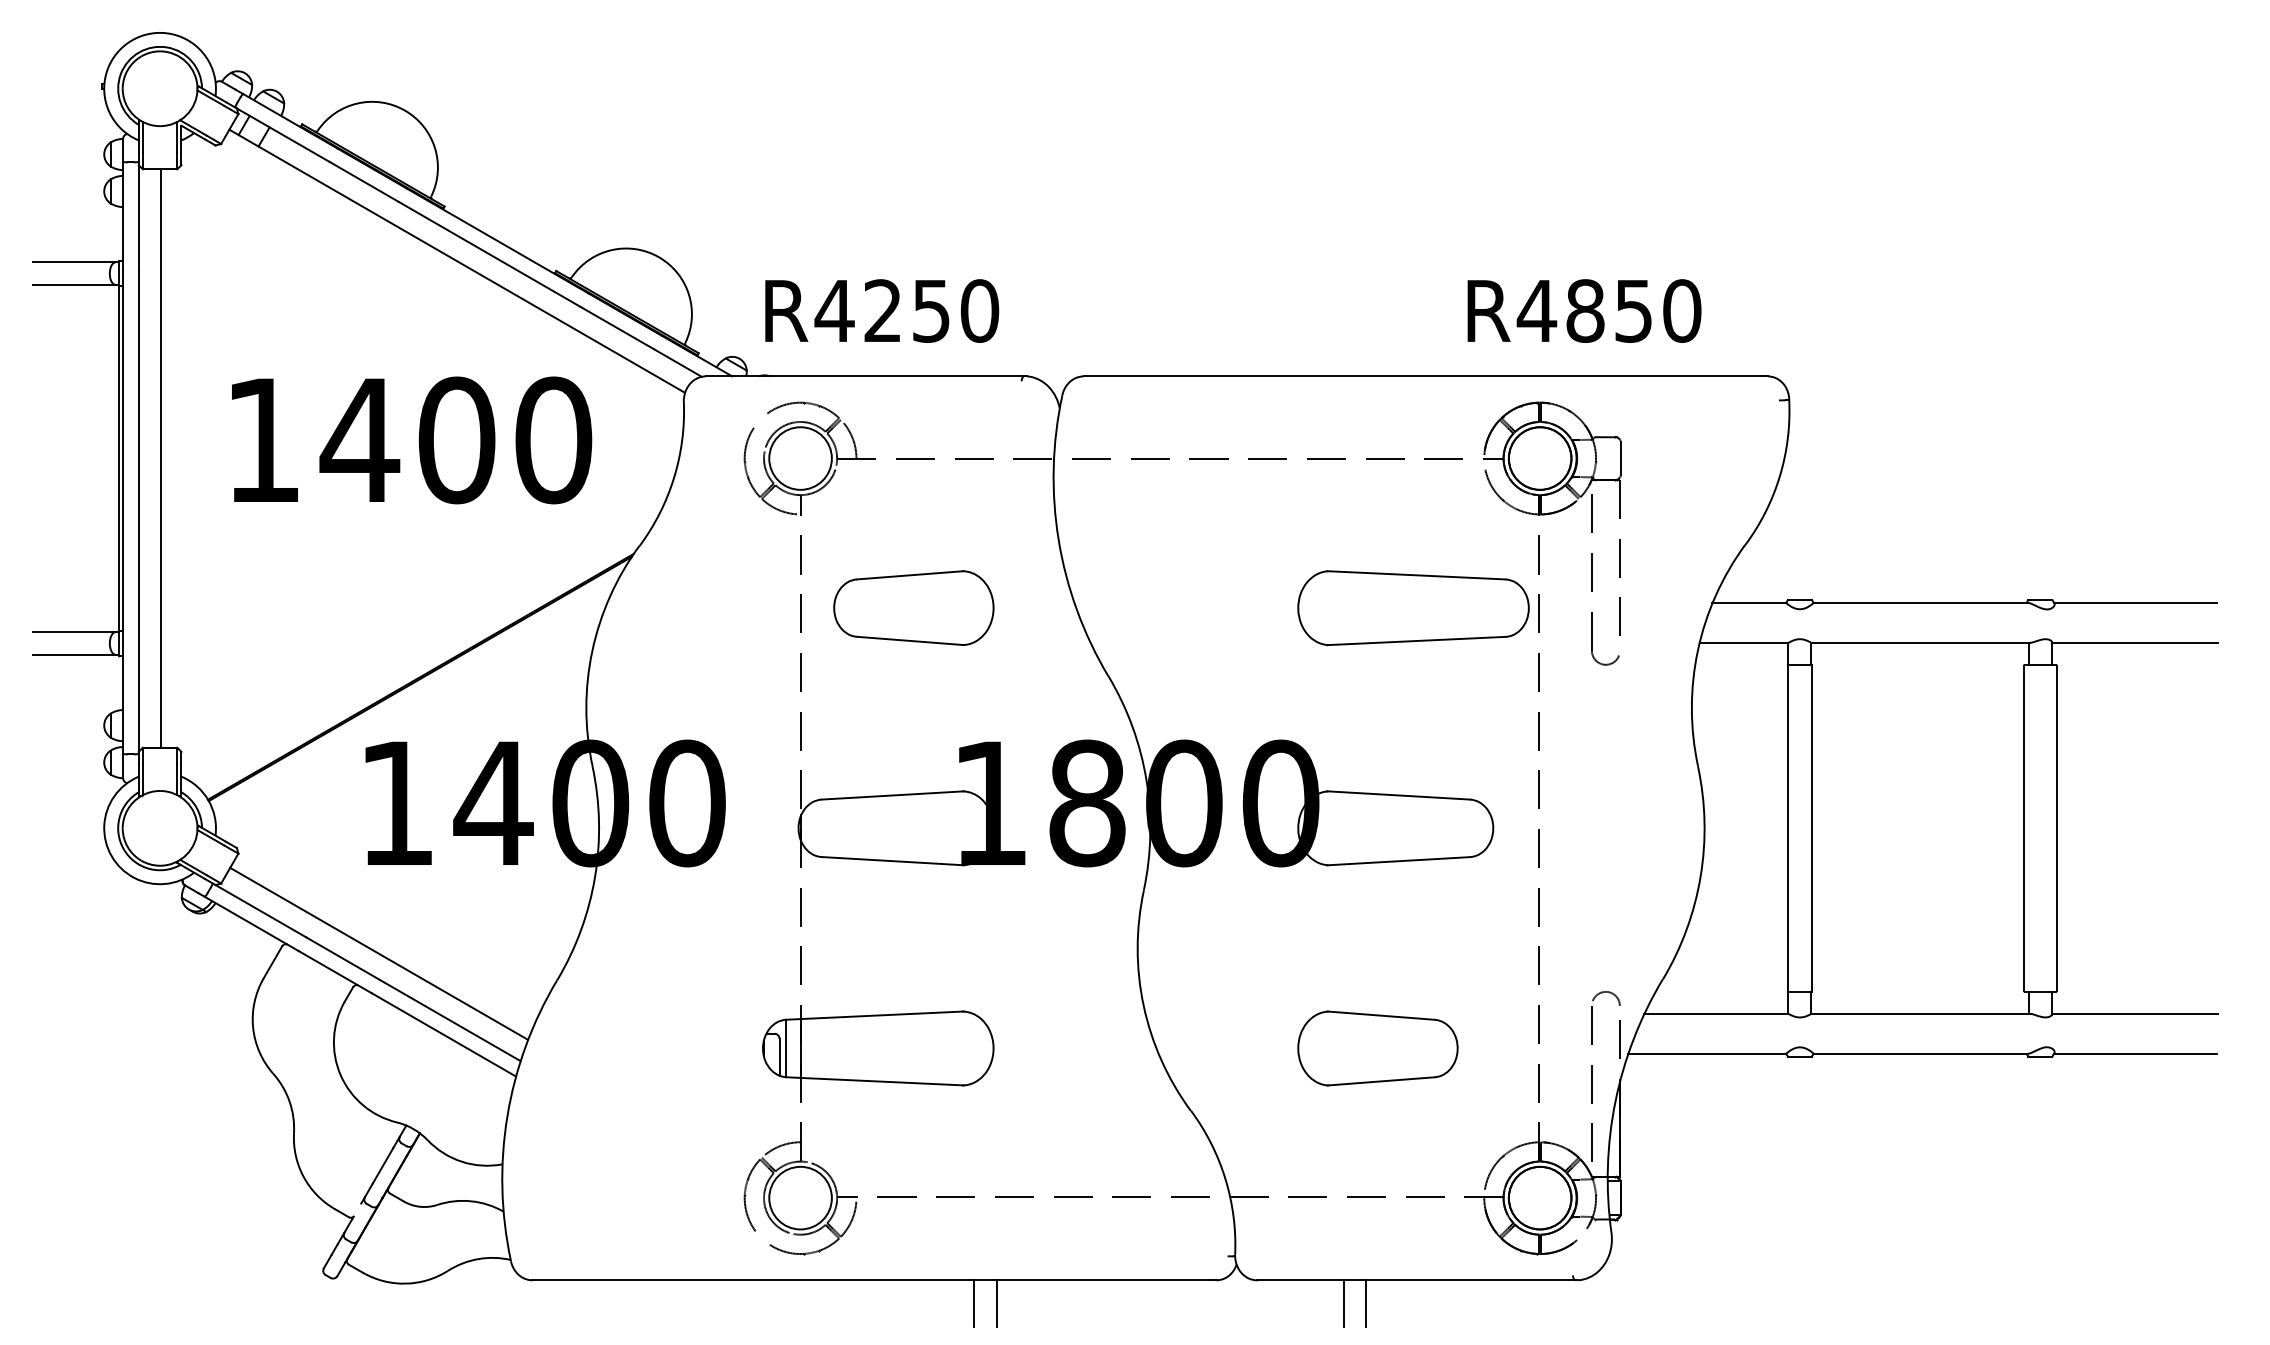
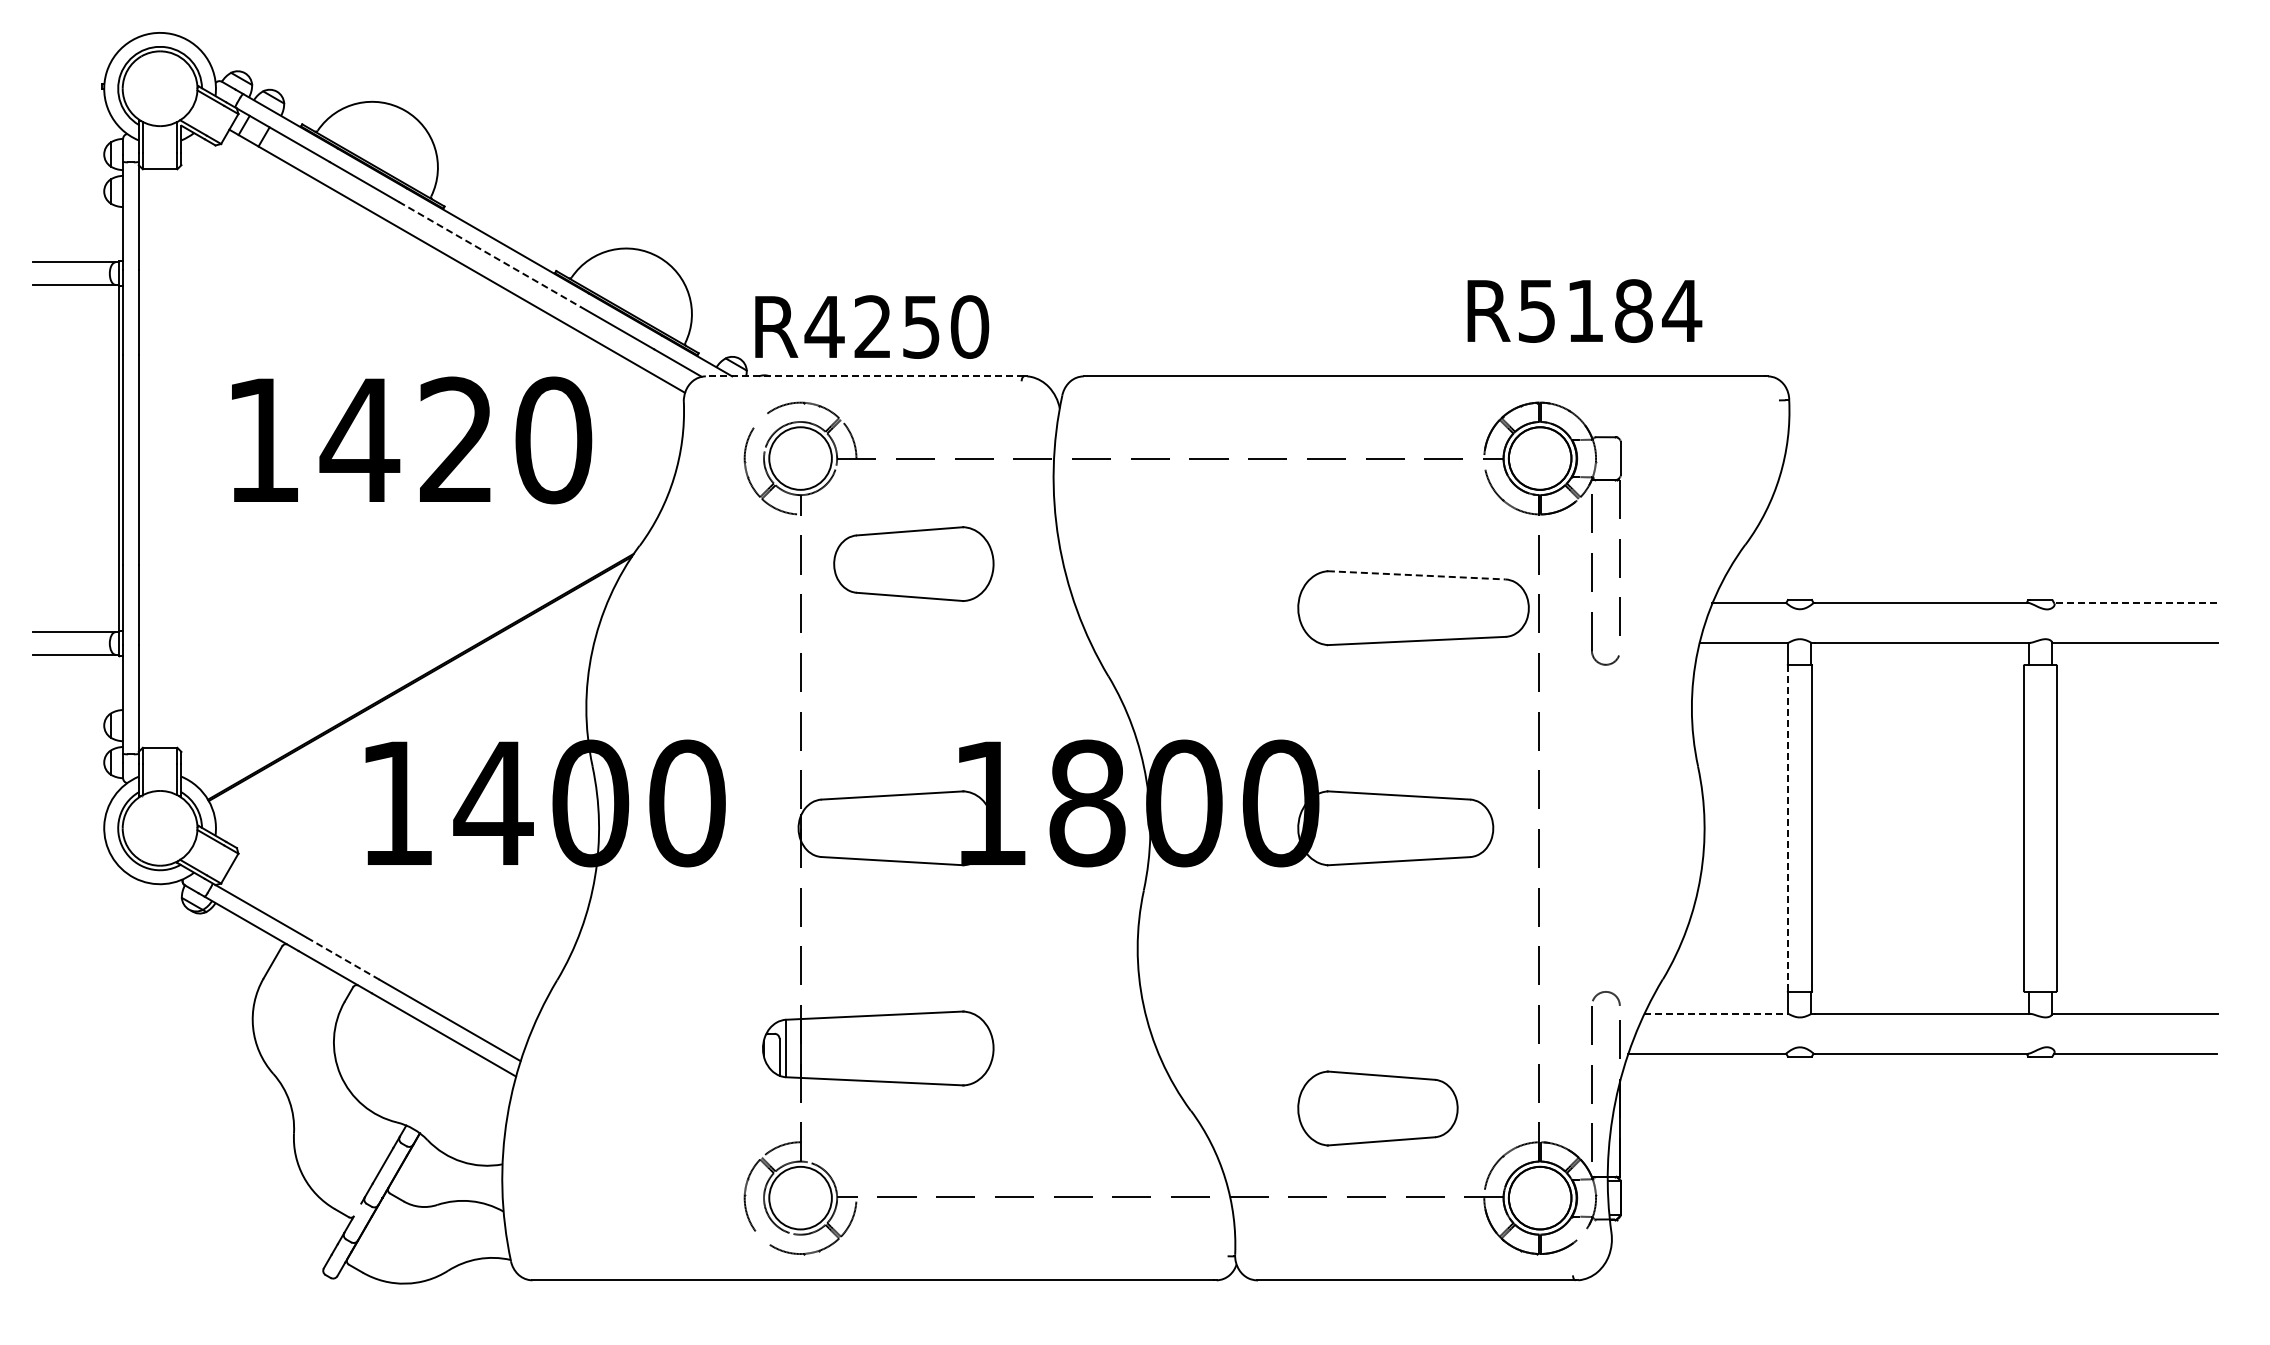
line: solid -> dashed (490, 254)
text position: (882, 310) -> (872, 326) (872, 326)
text: R4850 -> R5184 (1609, 310)
line: solid -> dashed (864, 376)
text: 1400 -> 1420 (456, 440)
line: present -> none (160, 458)
line: solid -> dashed (1416, 575)
line: solid -> dashed (2134, 602)
part position: (913, 607) -> (913, 563) (913, 563)
line: solid -> dashed (1787, 828)
line: present -> none (379, 953)
line: solid -> dashed (342, 958)
line: solid -> dashed (1716, 1013)
part position: (1377, 1048) -> (1377, 1108) (1377, 1108)
line: present -> none (974, 1303)
line: present -> none (996, 1303)
line: present -> none (1344, 1303)
line: present -> none (1366, 1303)
